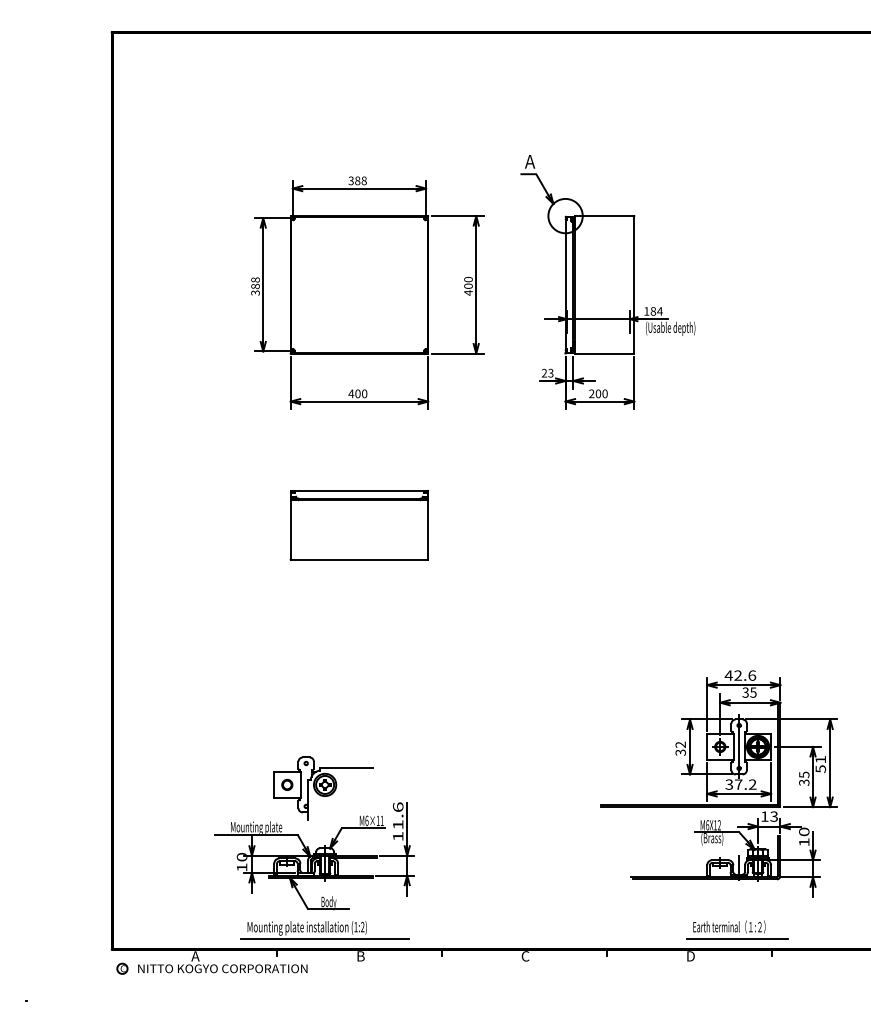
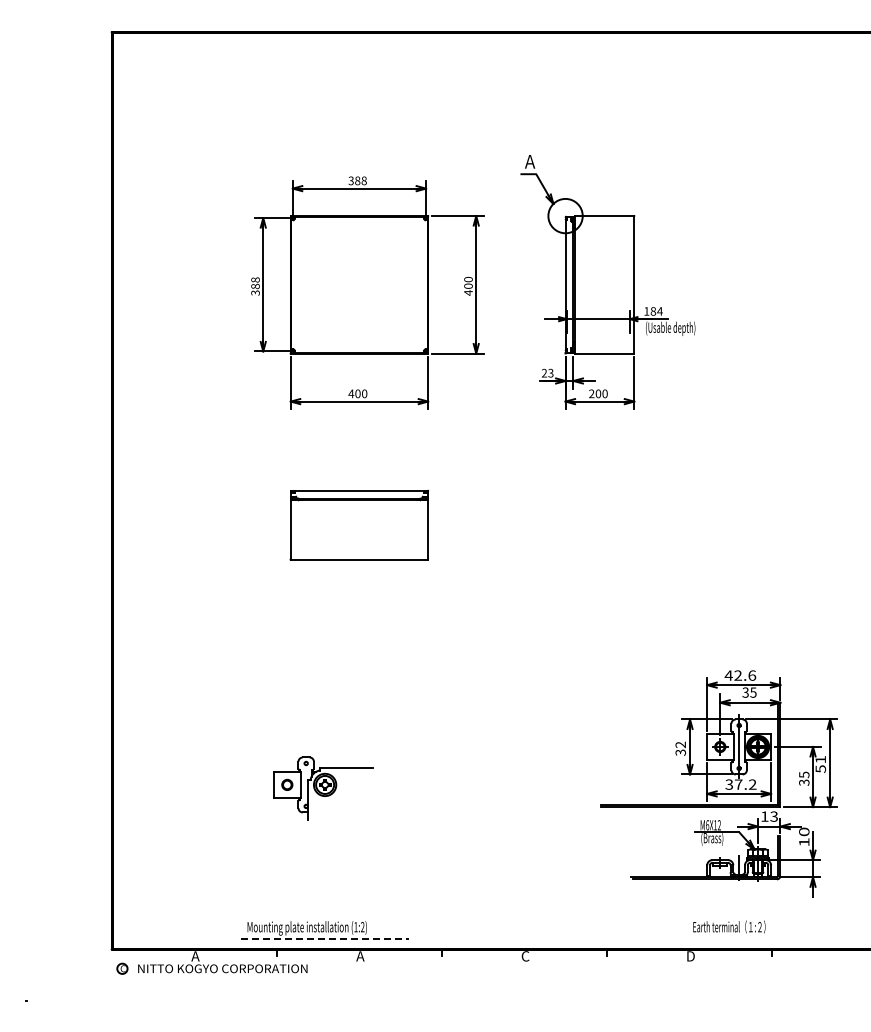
part: present -> none (314, 856)
line: solid -> dashed (325, 938)
line: present -> none (736, 938)
text: B -> A (360, 956)
